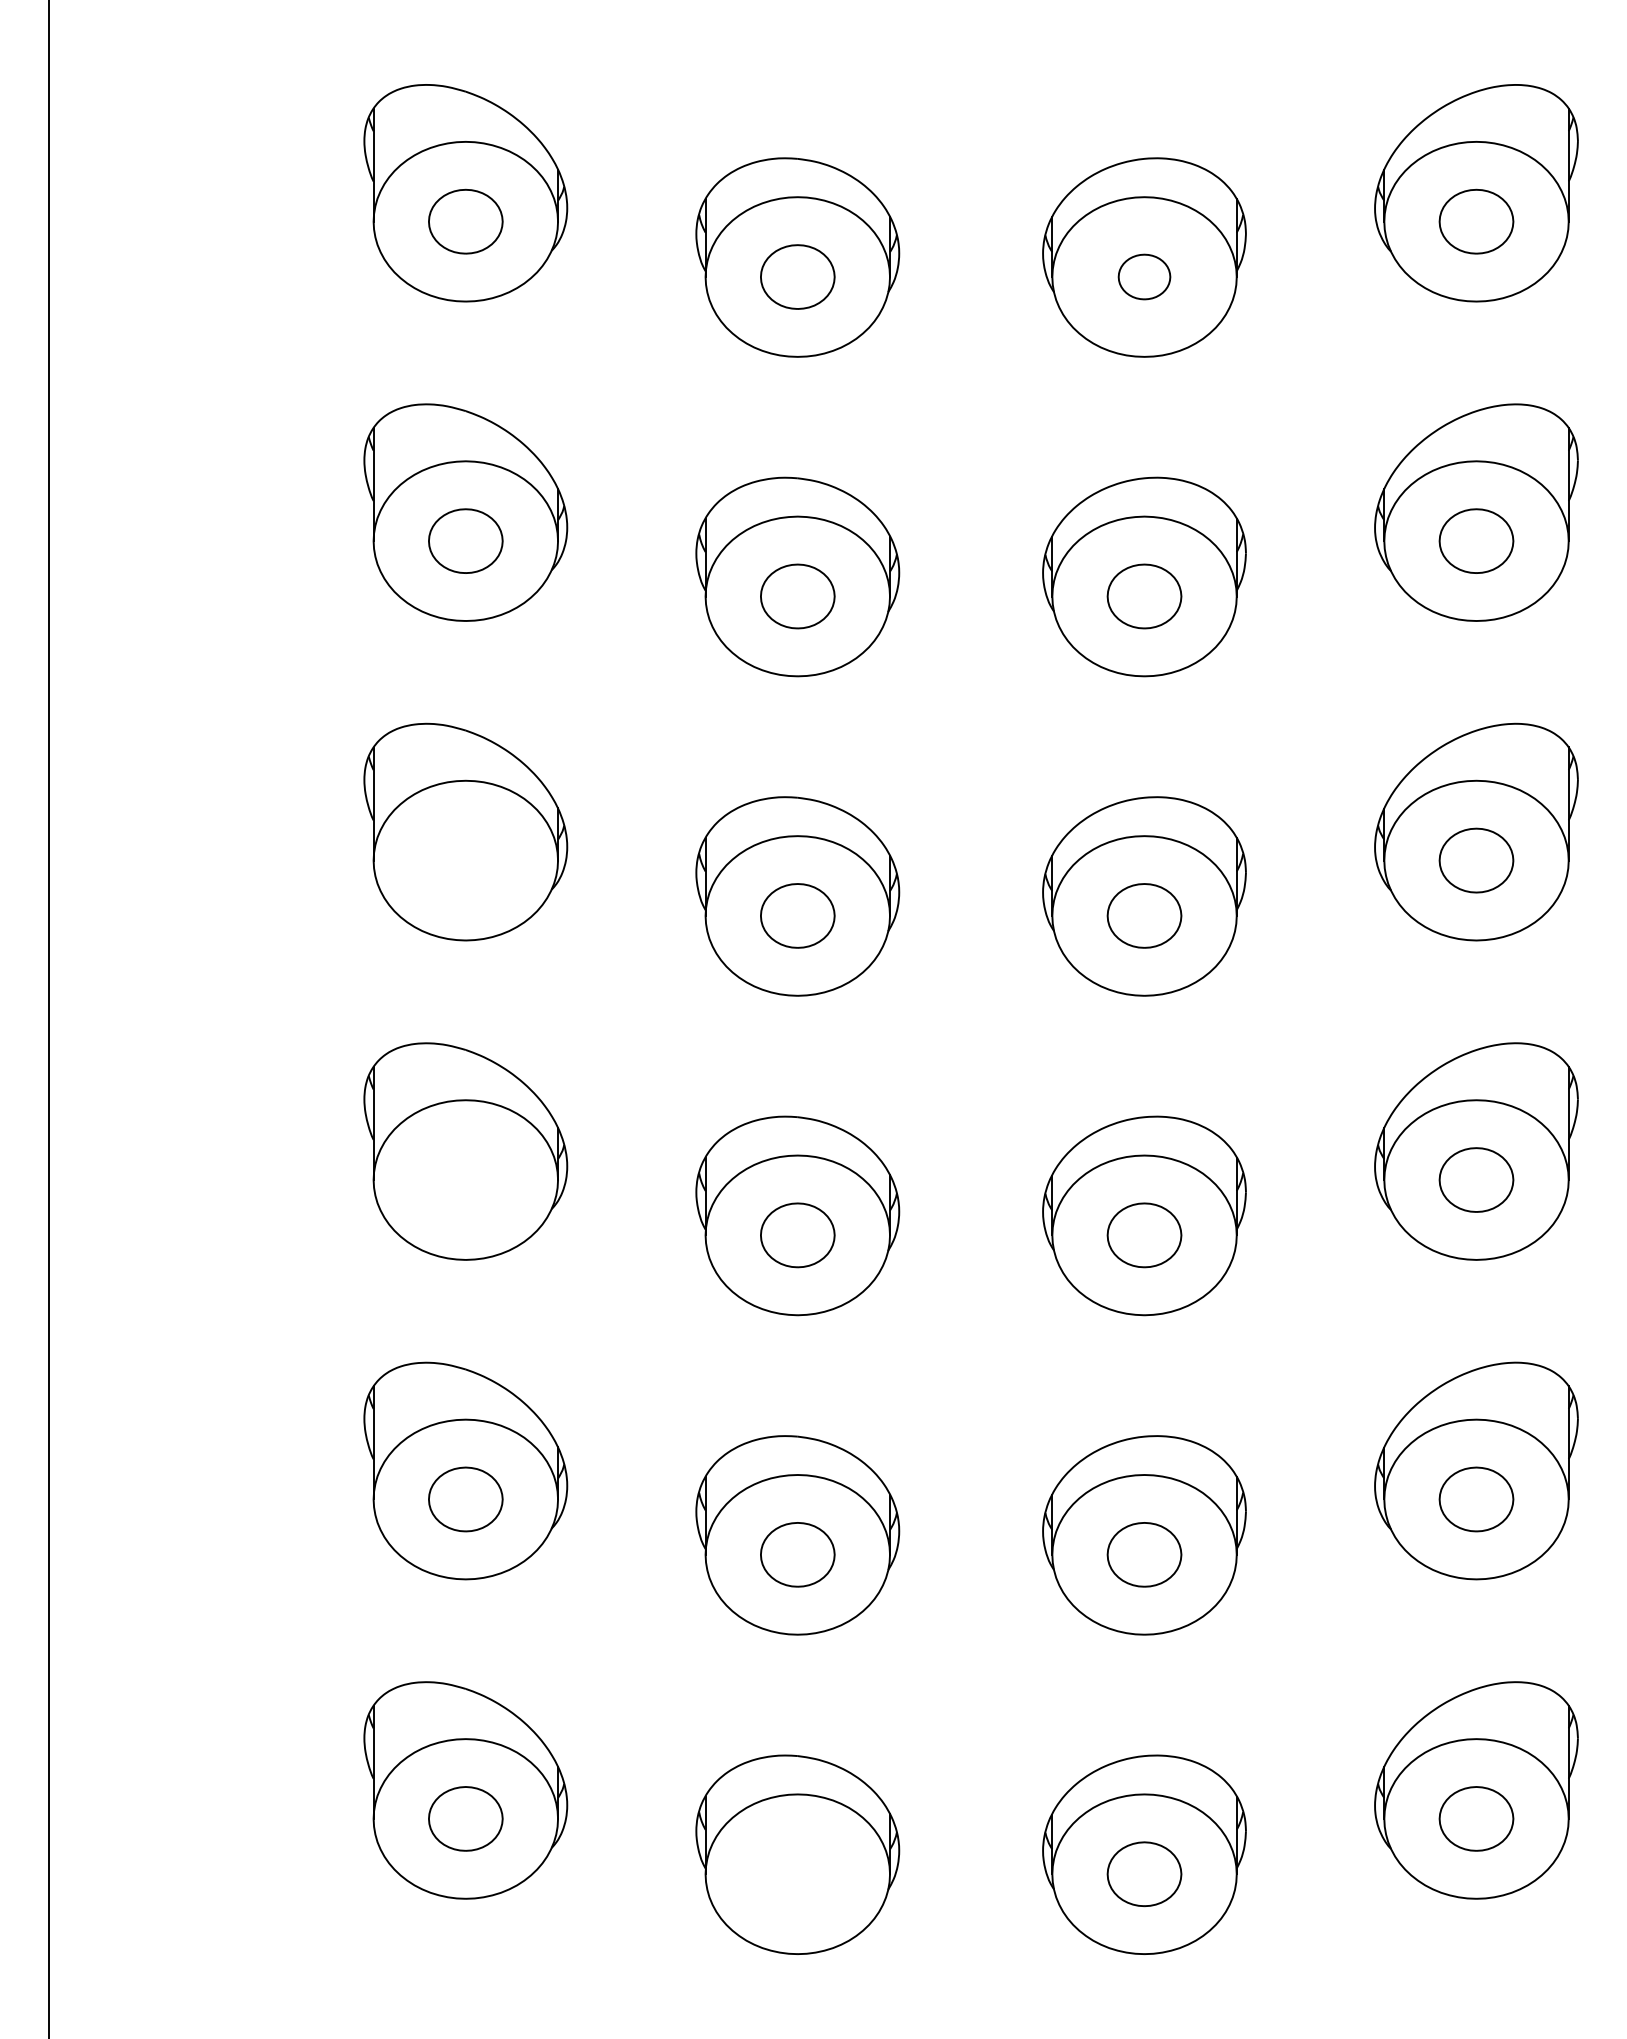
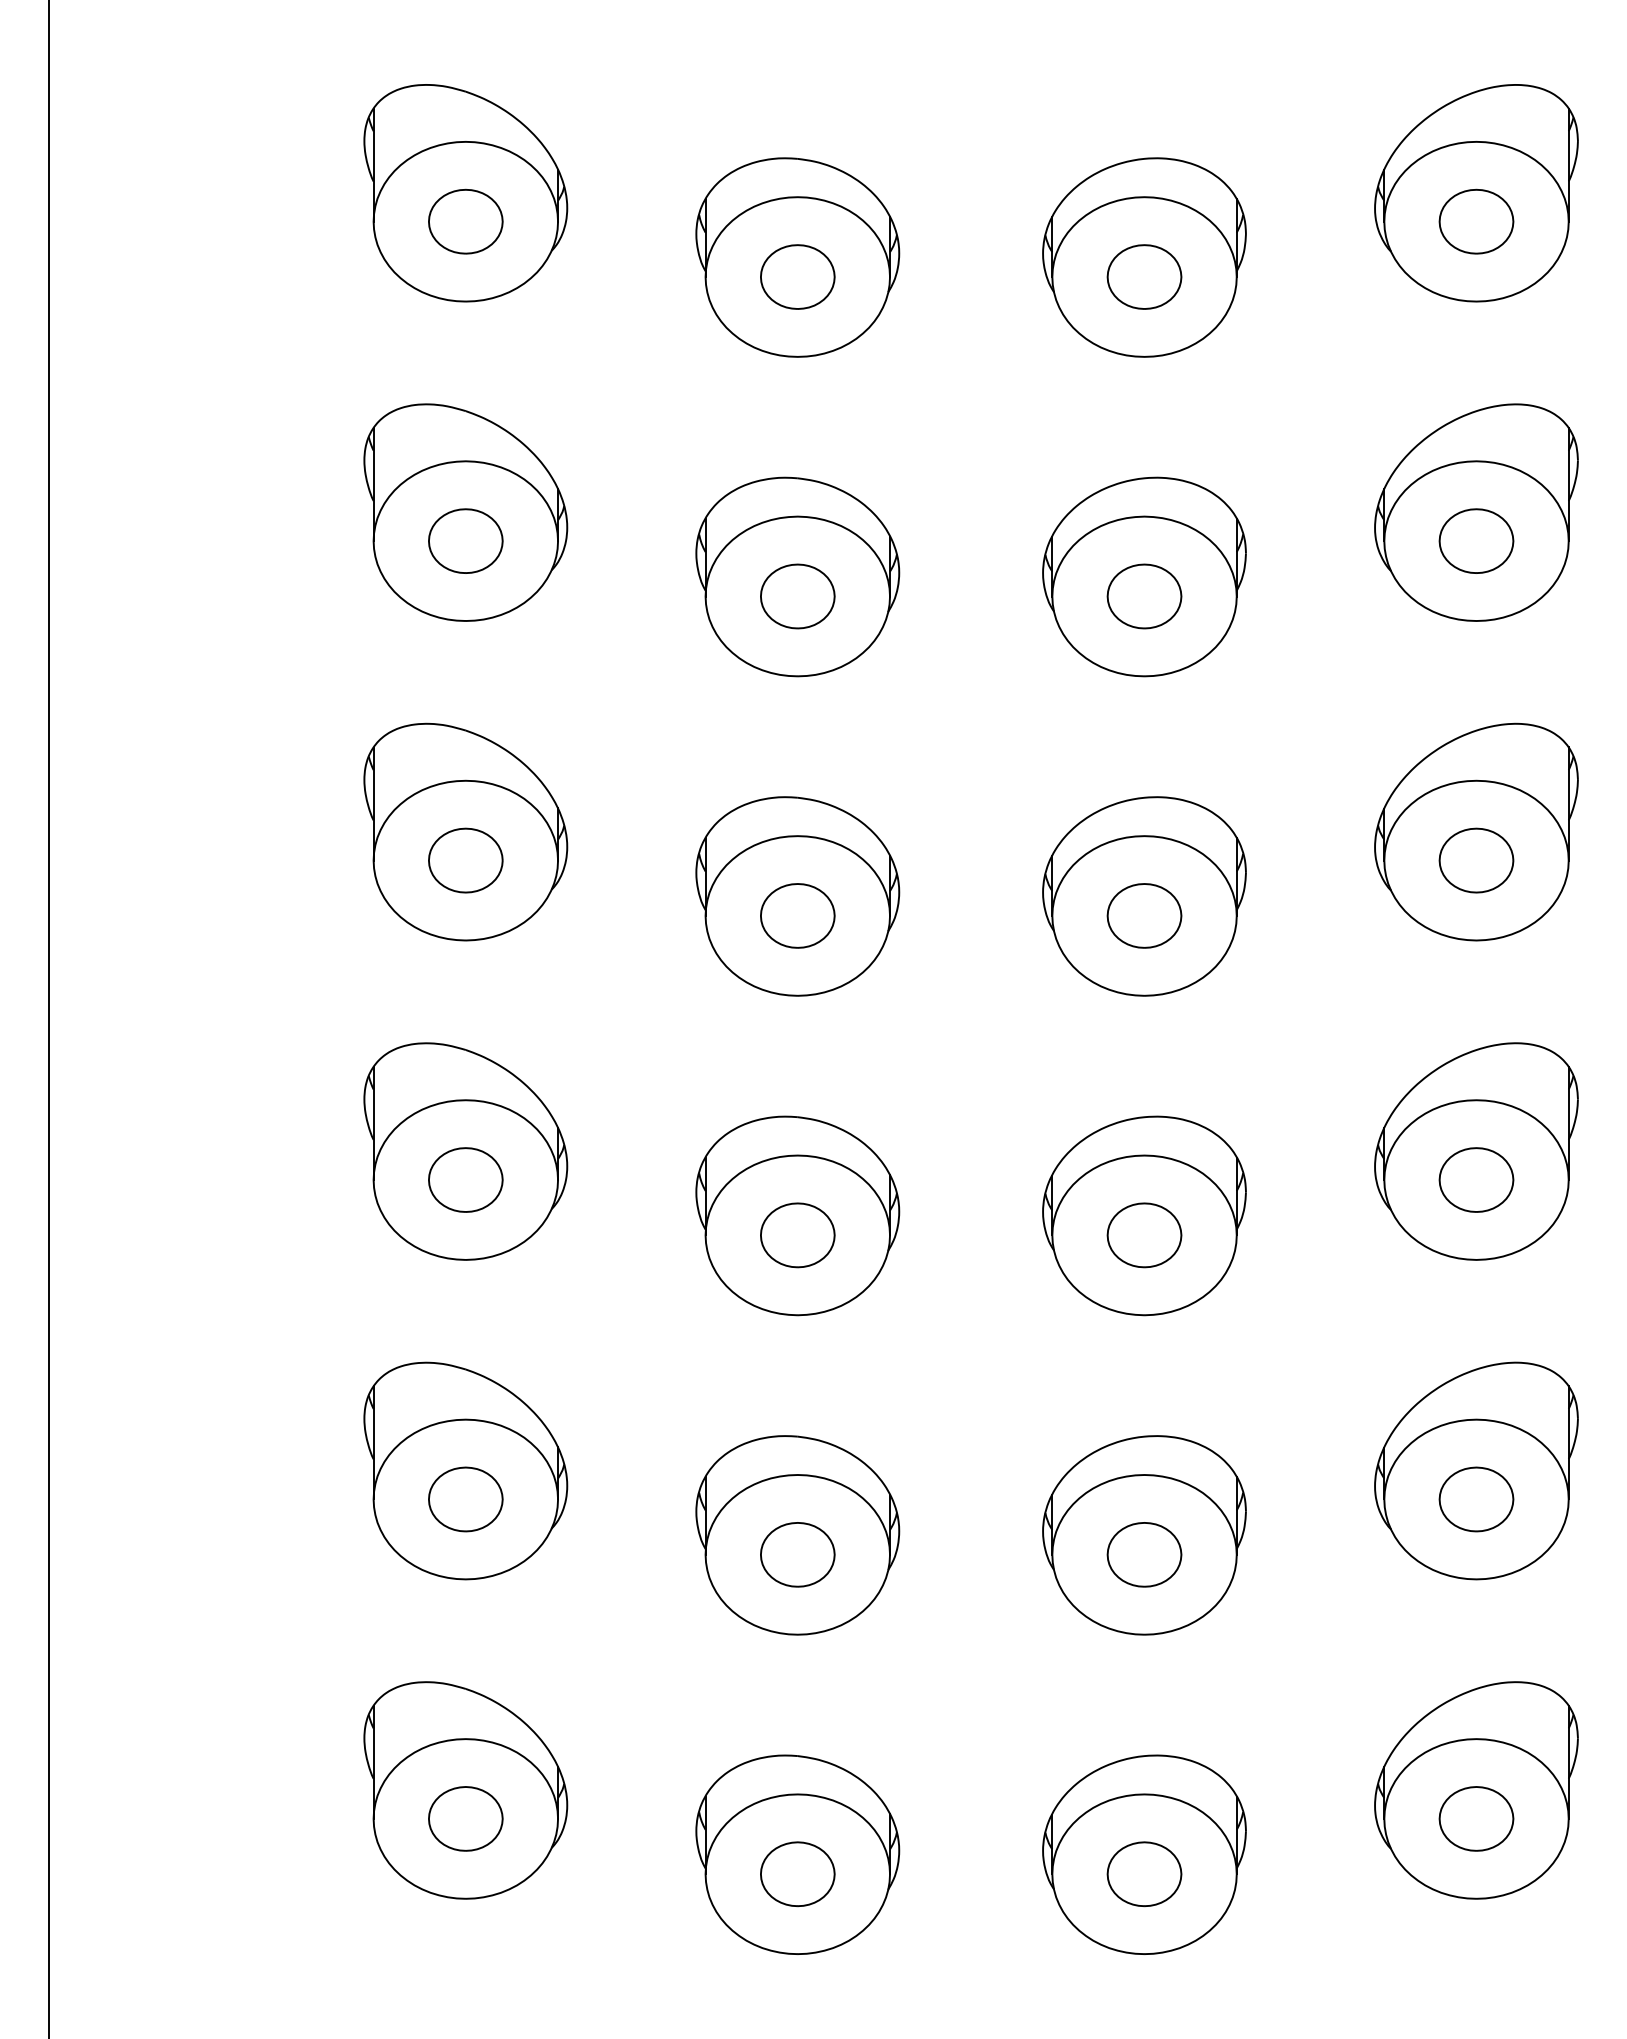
part size: 55x48 px -> 77x66 px (1144, 276)
part: none -> present (465, 860)
part: none -> present (465, 1179)
part: none -> present (797, 1874)
